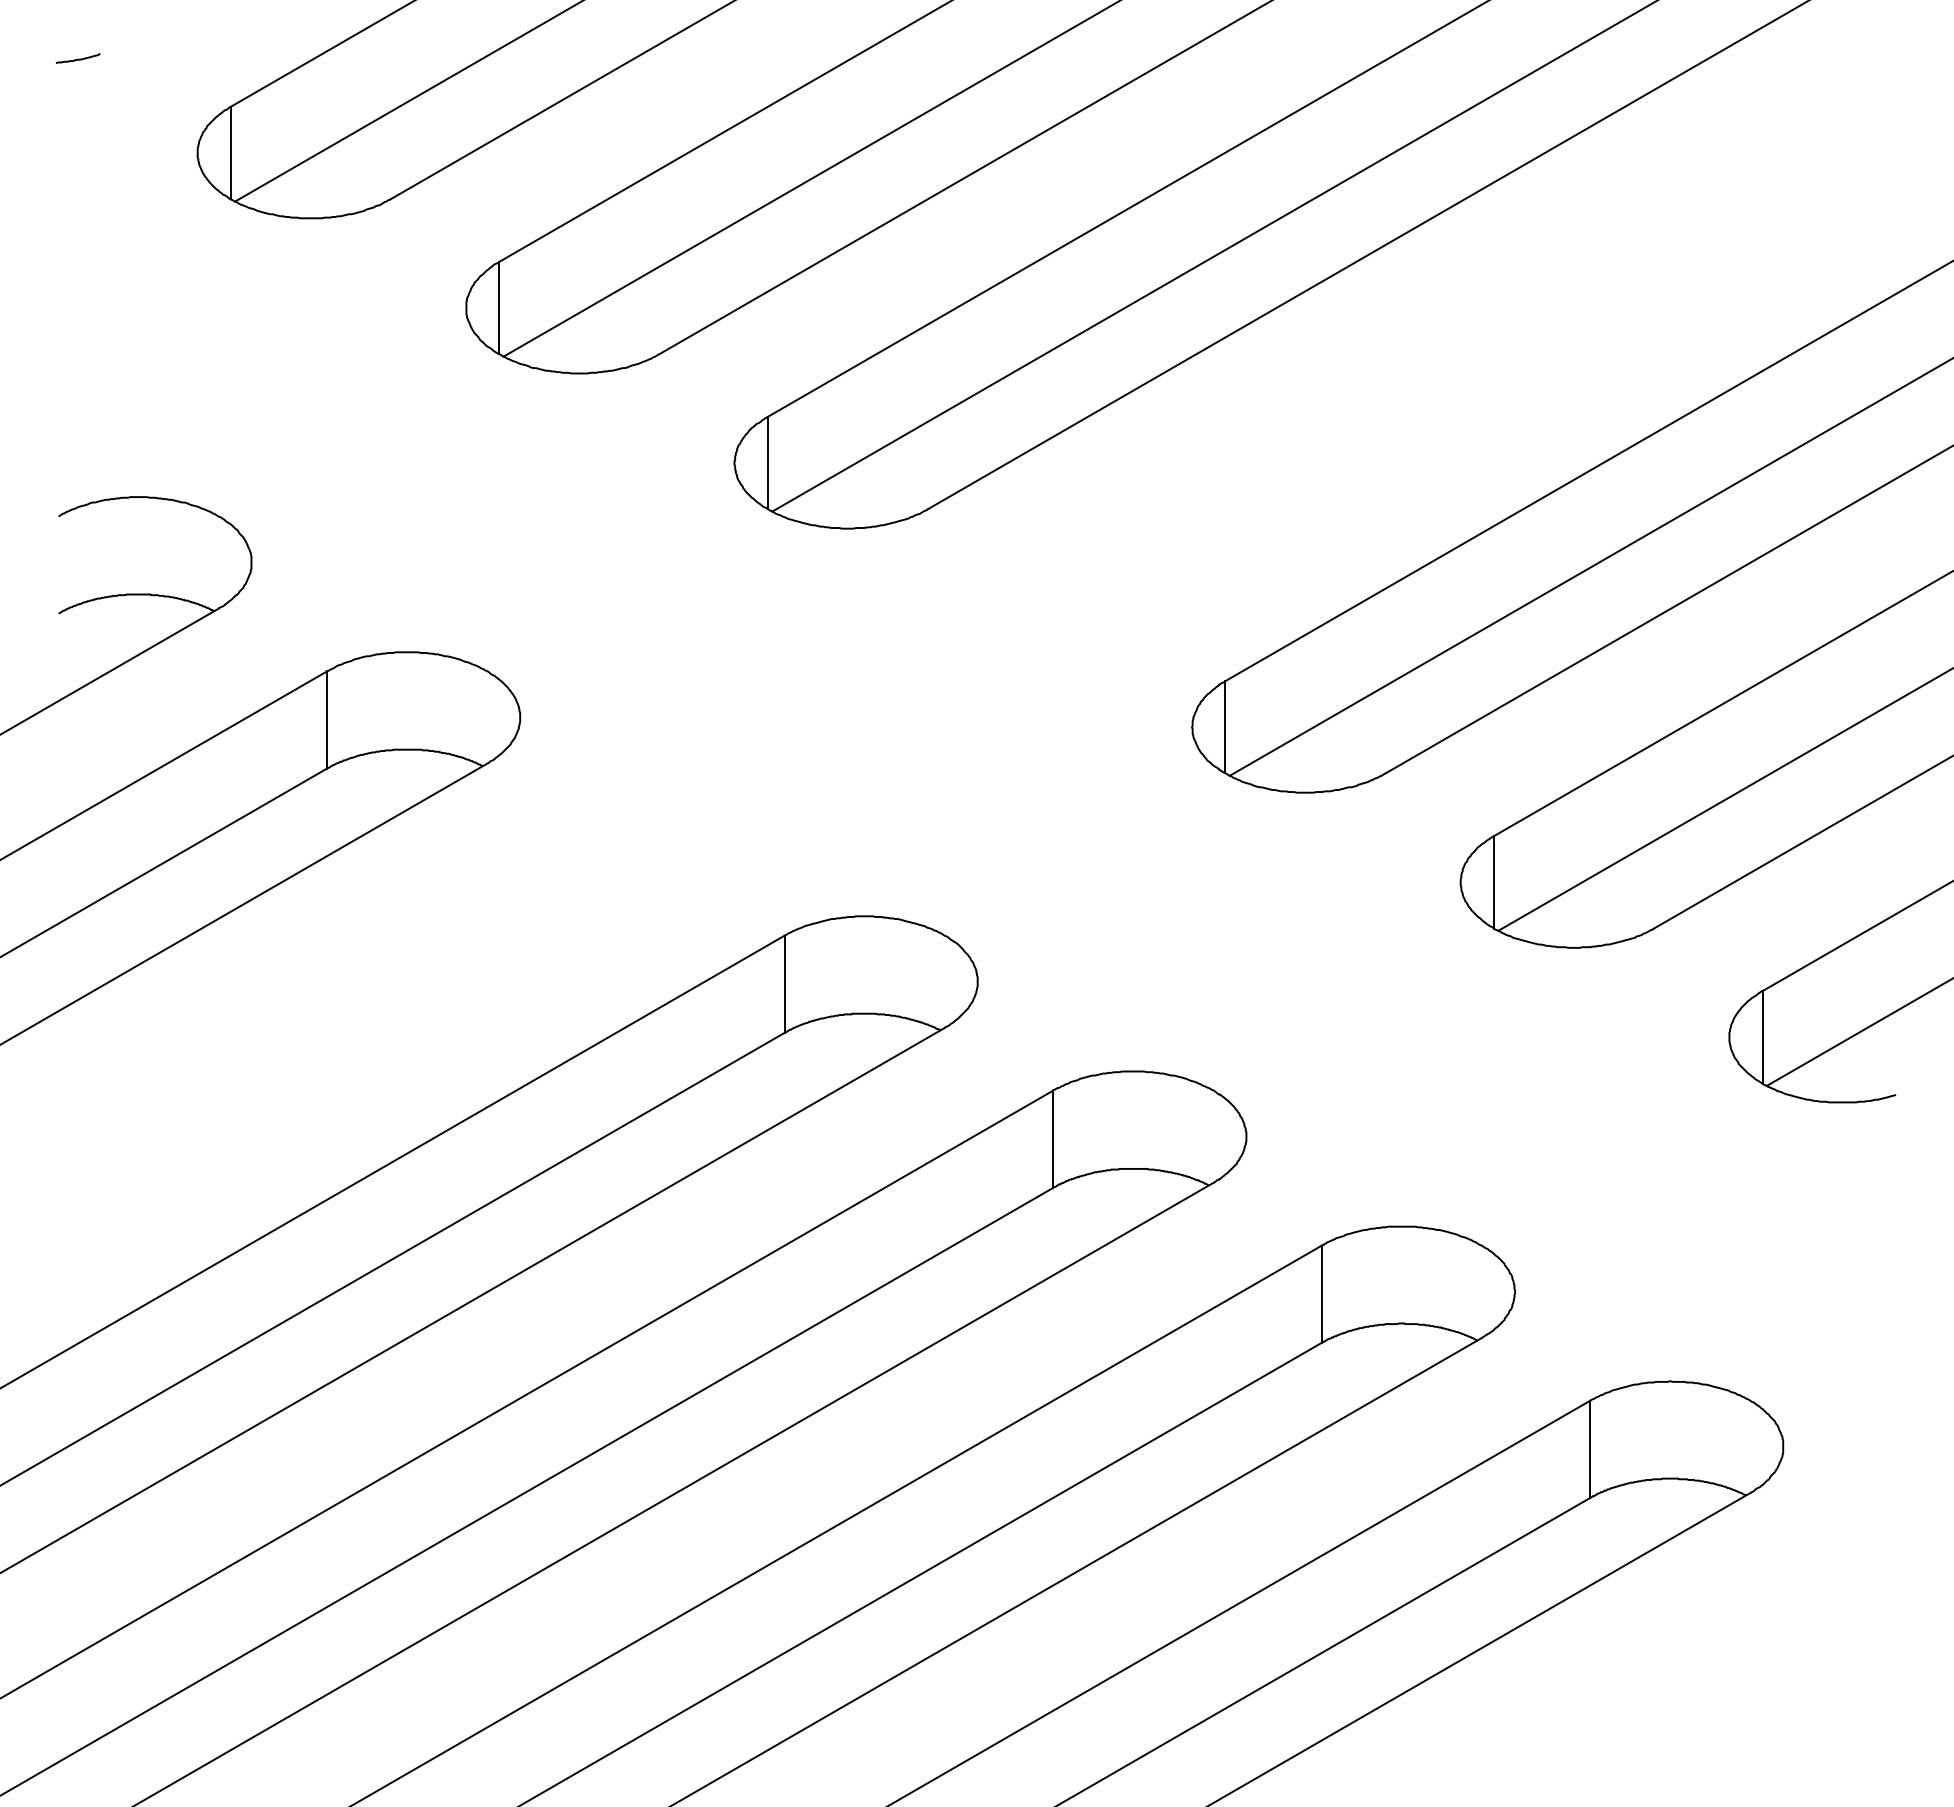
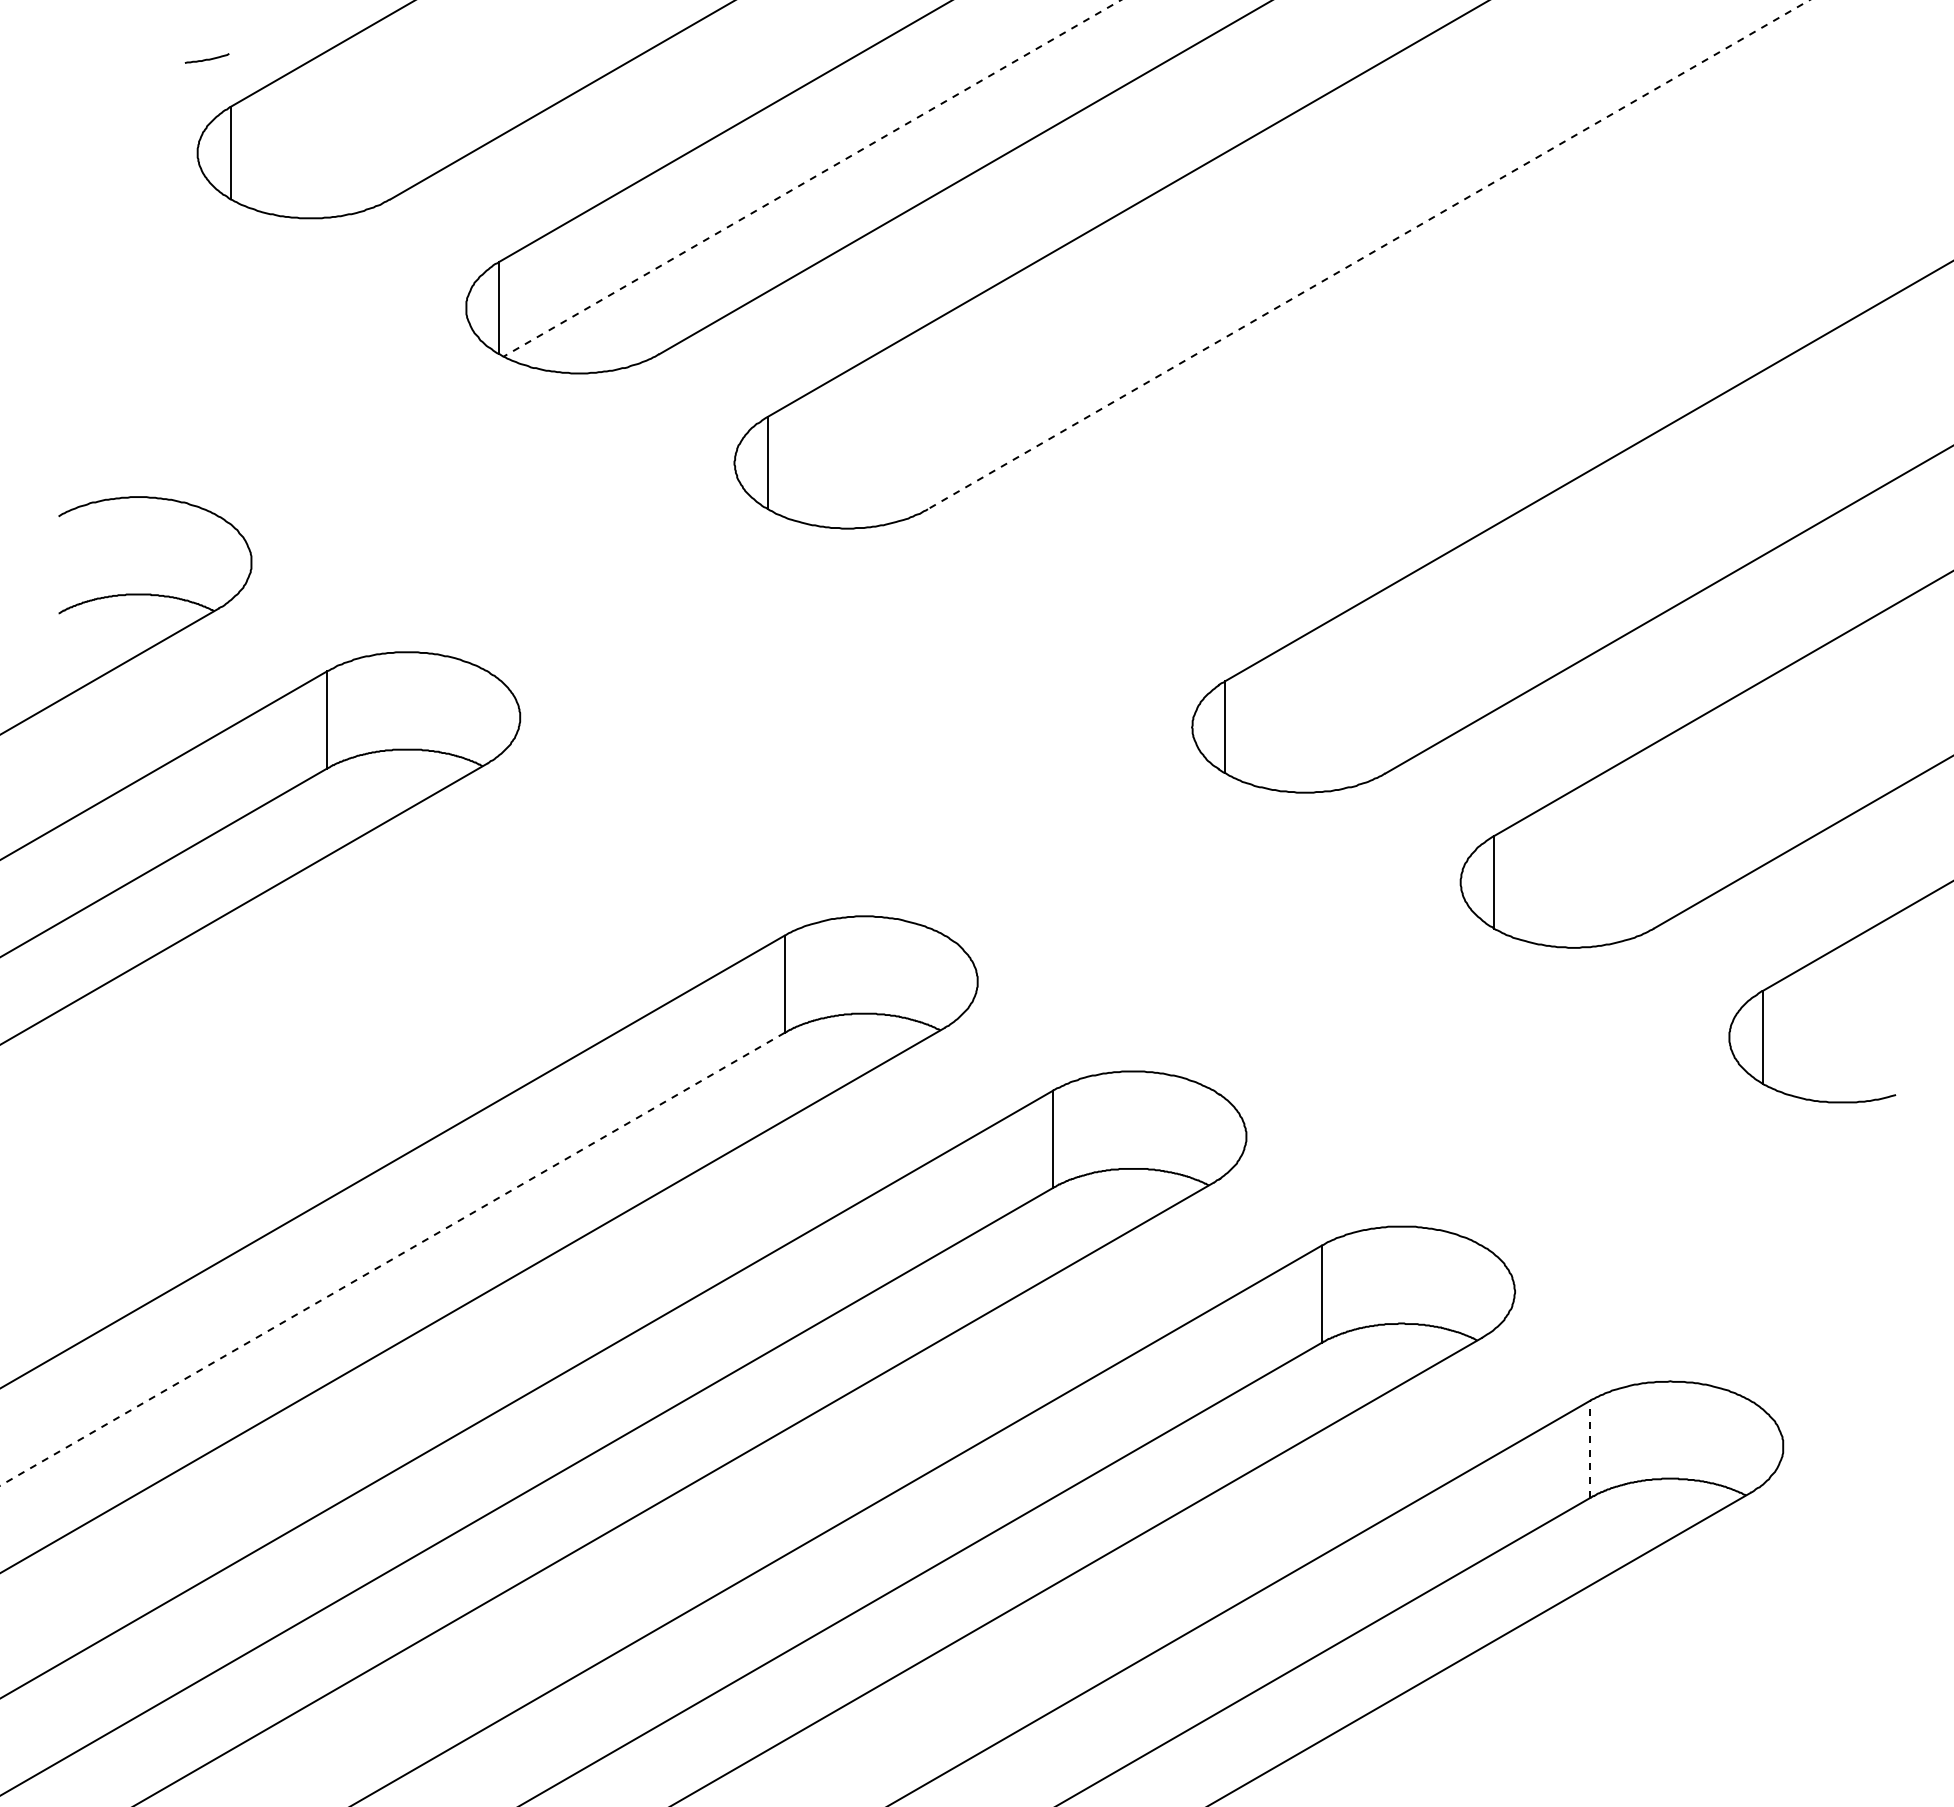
curve position: (77, 58) -> (206, 58) (206, 58)
line: present -> none (407, 101)
line: solid -> dashed (811, 178)
line: solid -> dashed (1368, 254)
line: present -> none (1213, 256)
line: present -> none (1589, 567)
line: present -> none (1724, 799)
line: present -> none (1858, 1032)
line: solid -> dashed (392, 1259)
line: solid -> dashed (1590, 1449)
